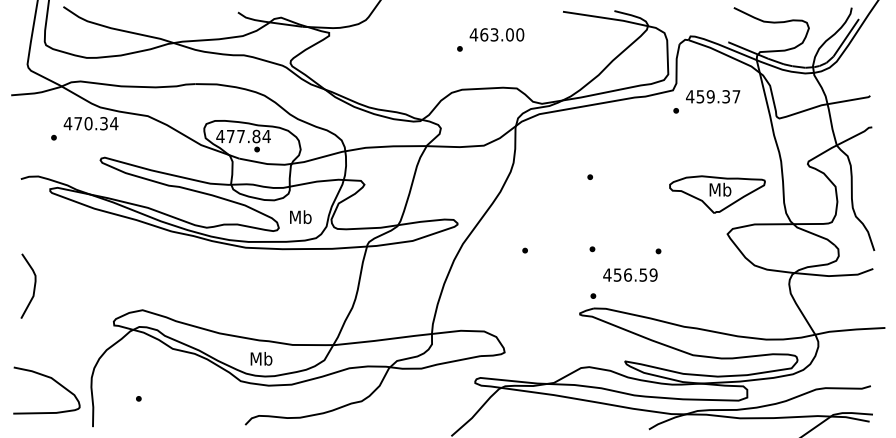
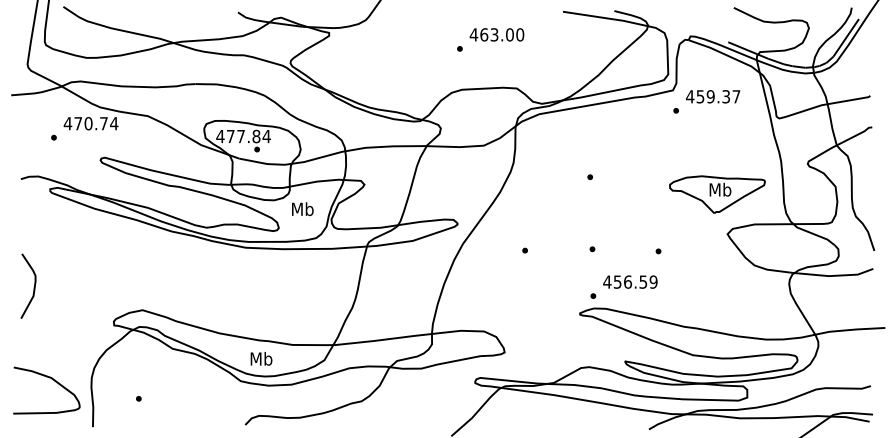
text: 470.34 -> 470.74 (103, 123)
text position: (300, 216) -> (302, 208) (302, 208)
text position: (630, 274) -> (630, 281) (630, 281)
